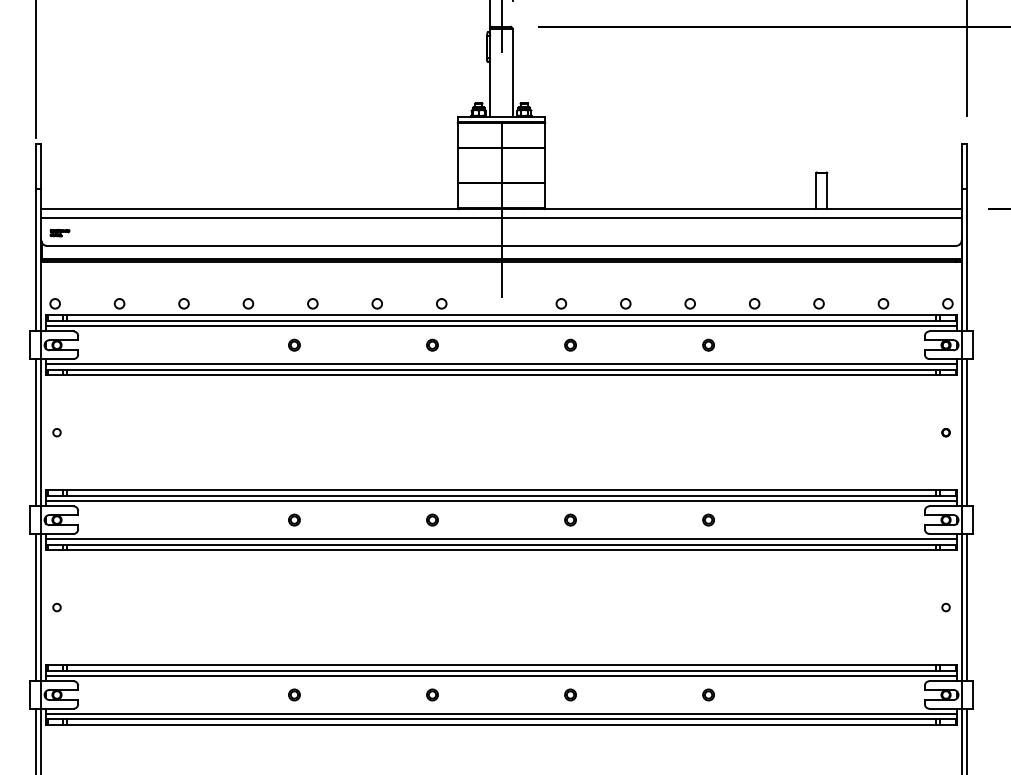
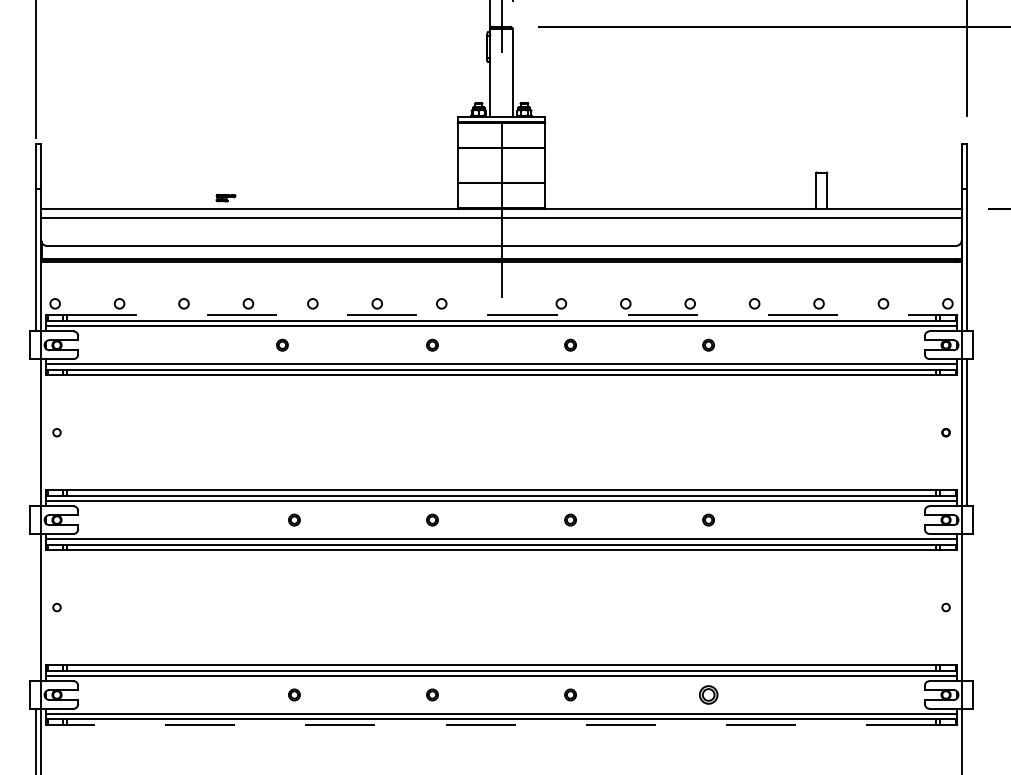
part position: (59, 233) -> (225, 198) (225, 198)
line: solid -> dashed (501, 315)
part position: (294, 344) -> (282, 344) (282, 344)
line: present -> none (35, 432)
line: present -> none (35, 607)
line: present -> none (967, 607)
part size: 13x14 px -> 20x20 px (708, 694)
line: solid -> dashed (501, 724)
line: present -> none (967, 739)
